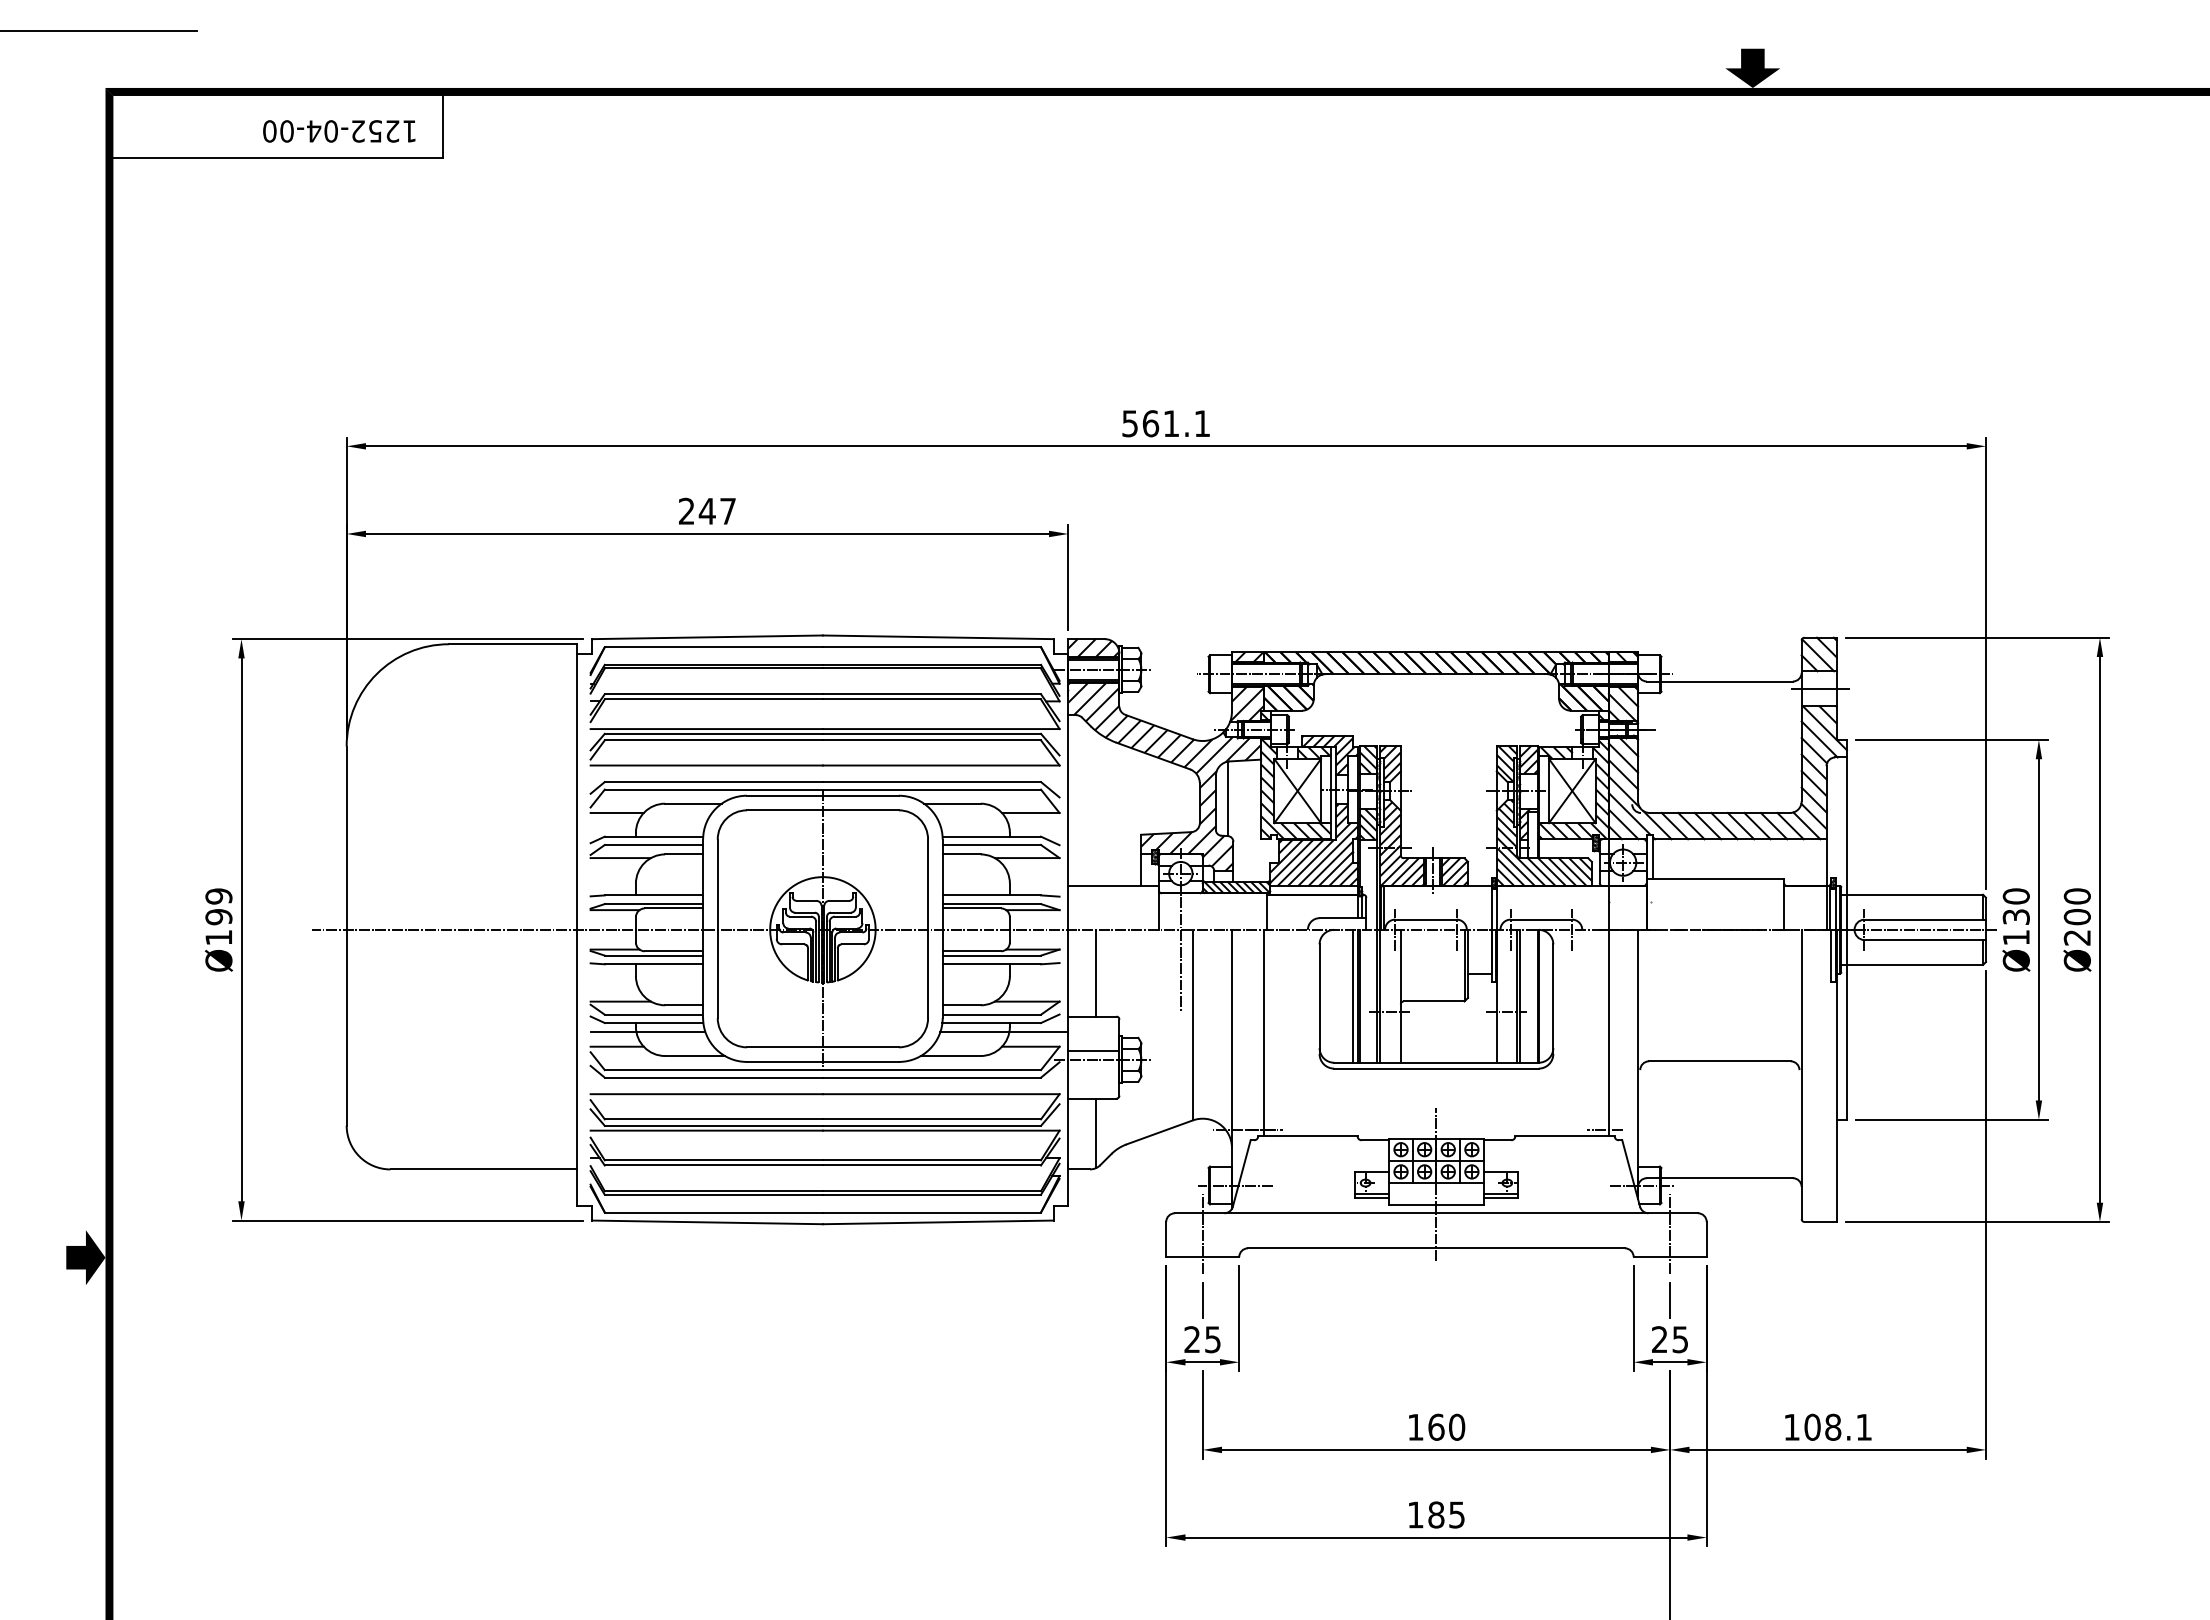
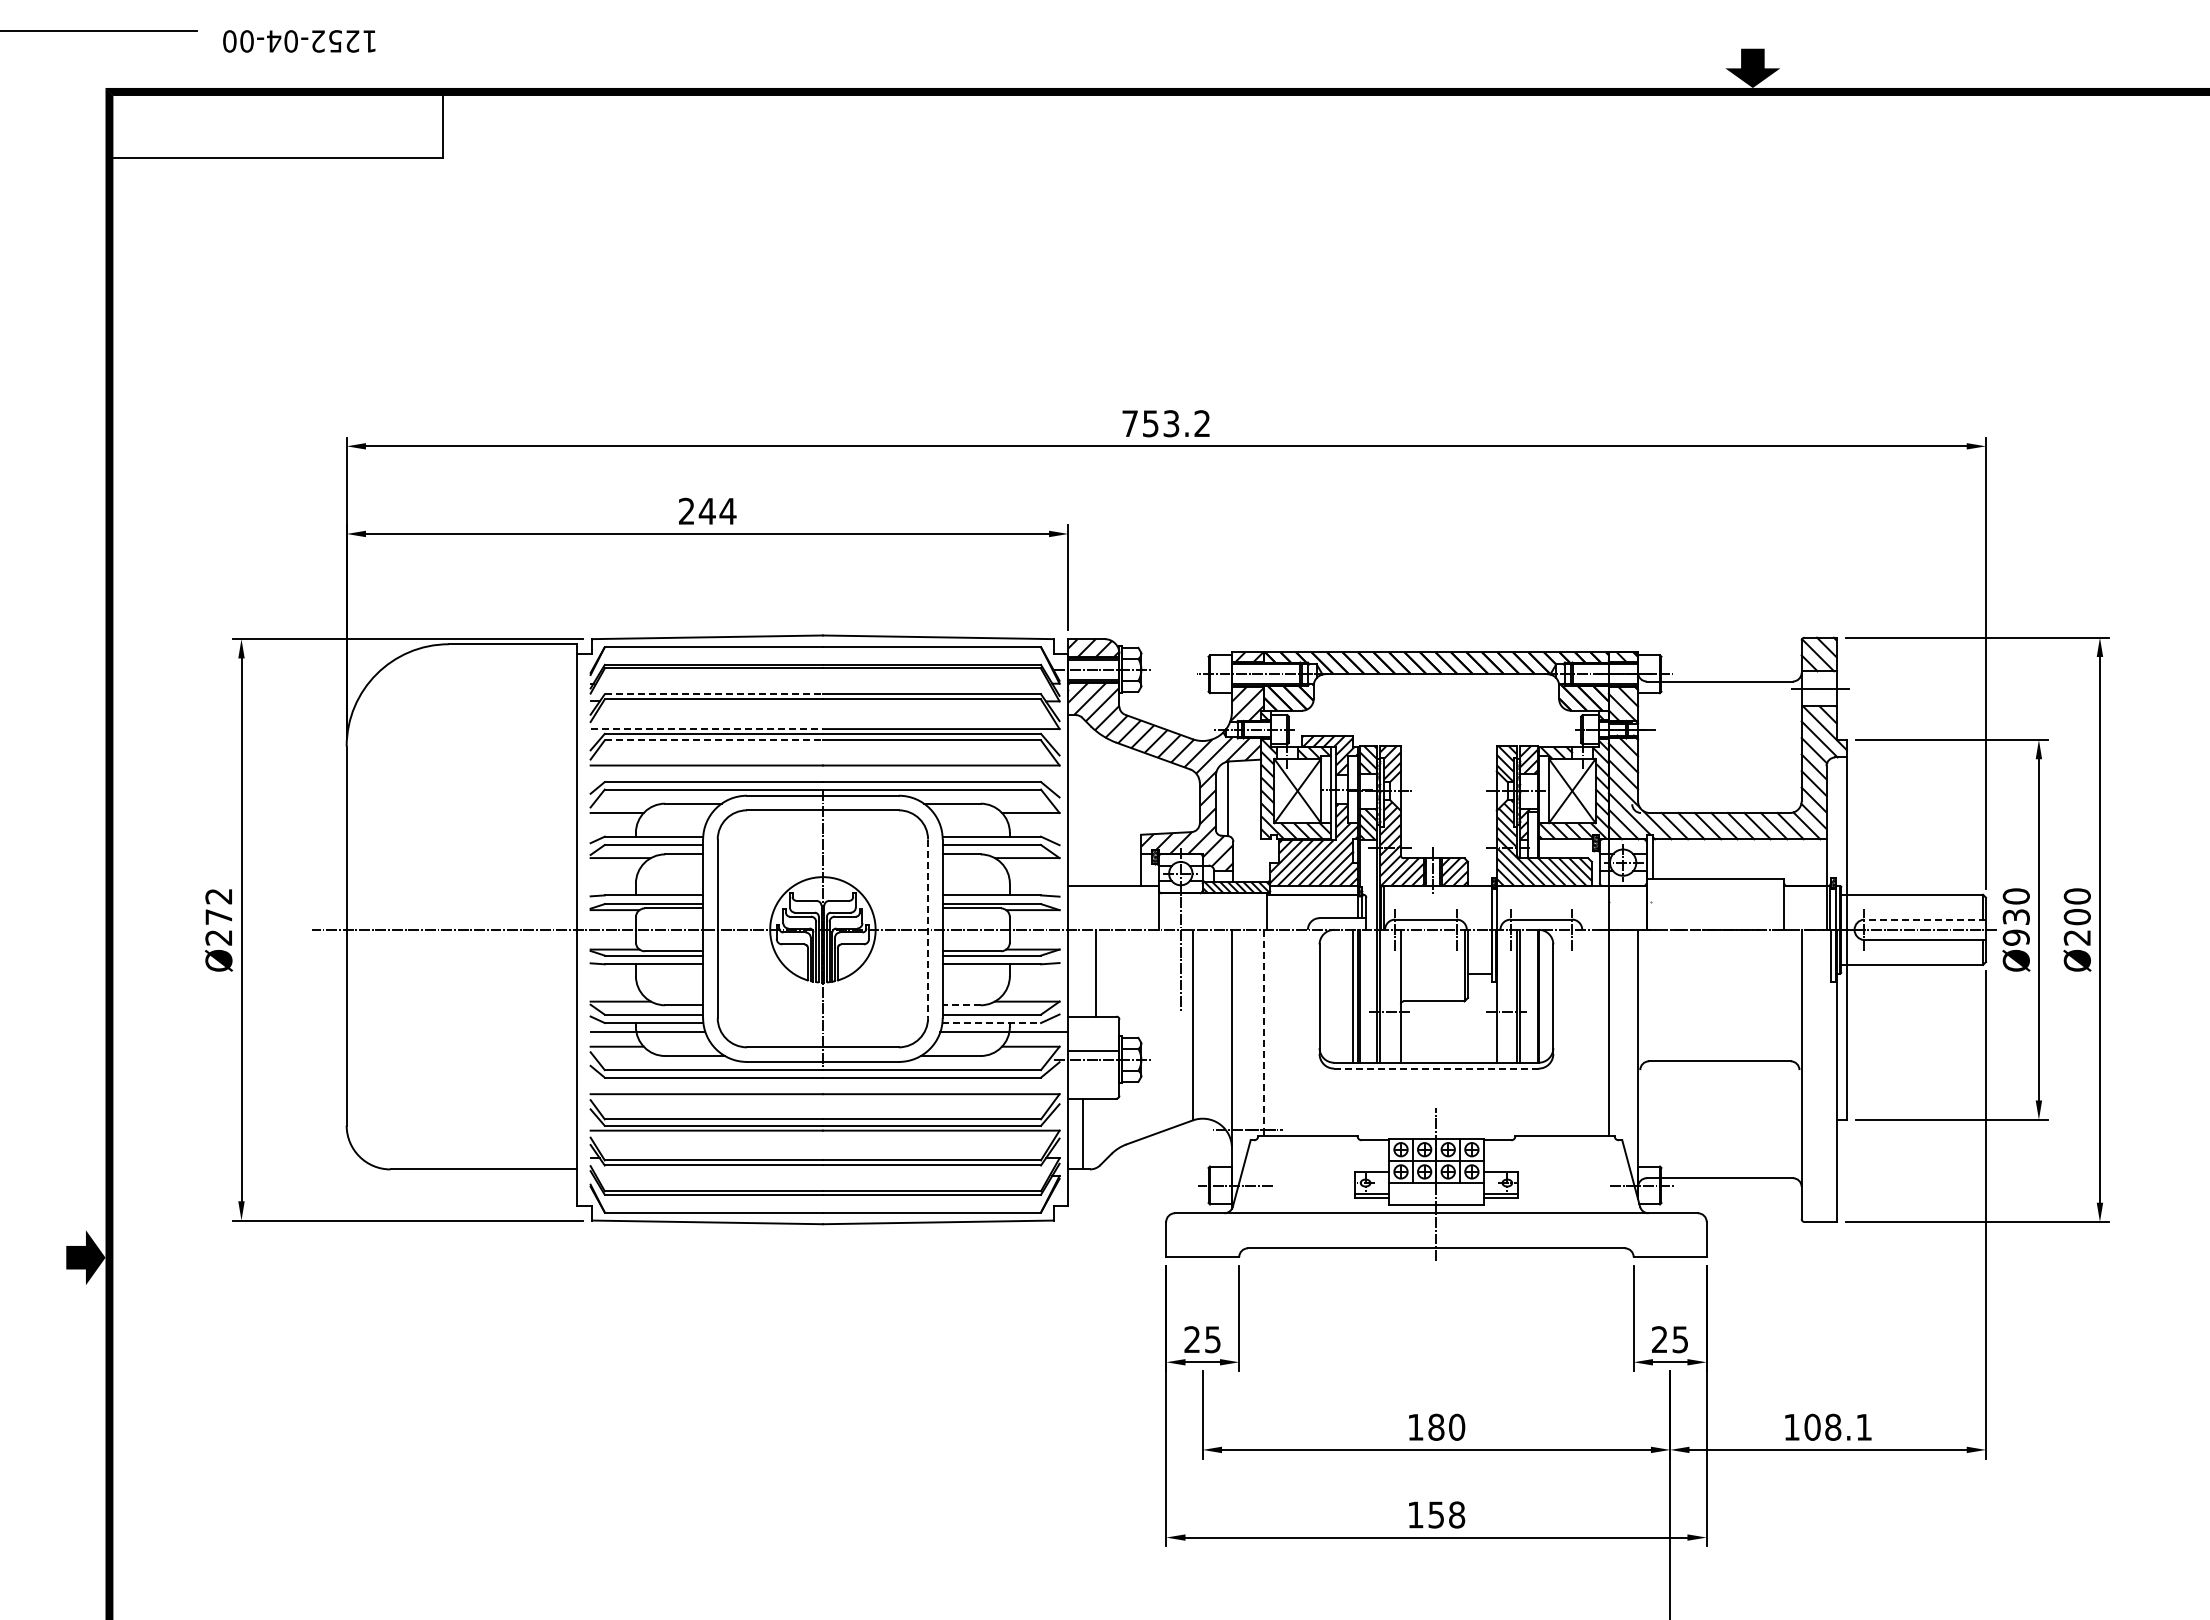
text position: (339, 131) -> (299, 41) (299, 41)
text: 561.1 -> 753.2 (1165, 423)
text: 247 -> 244 (727, 511)
line: solid -> dashed (714, 694)
line: solid -> dashed (707, 729)
line: solid -> dashed (714, 740)
text: Ø199 -> Ø272 (218, 916)
line: solid -> dashed (1925, 919)
line: solid -> dashed (928, 929)
text: Ø130 -> Ø930 (2015, 937)
line: solid -> dashed (961, 1005)
line: solid -> dashed (992, 1023)
line: solid -> dashed (1264, 1033)
line: solid -> dashed (1436, 1068)
line: present -> none (1604, 1129)
line position: (1096, 1133) -> (1083, 1133) (1083, 1133)
line: present -> none (1202, 1233)
line: present -> none (1670, 1233)
line: present -> none (1202, 1300)
line: present -> none (1669, 1300)
text: 160 -> 180 (1436, 1426)
text: 185 -> 158 (1446, 1514)
